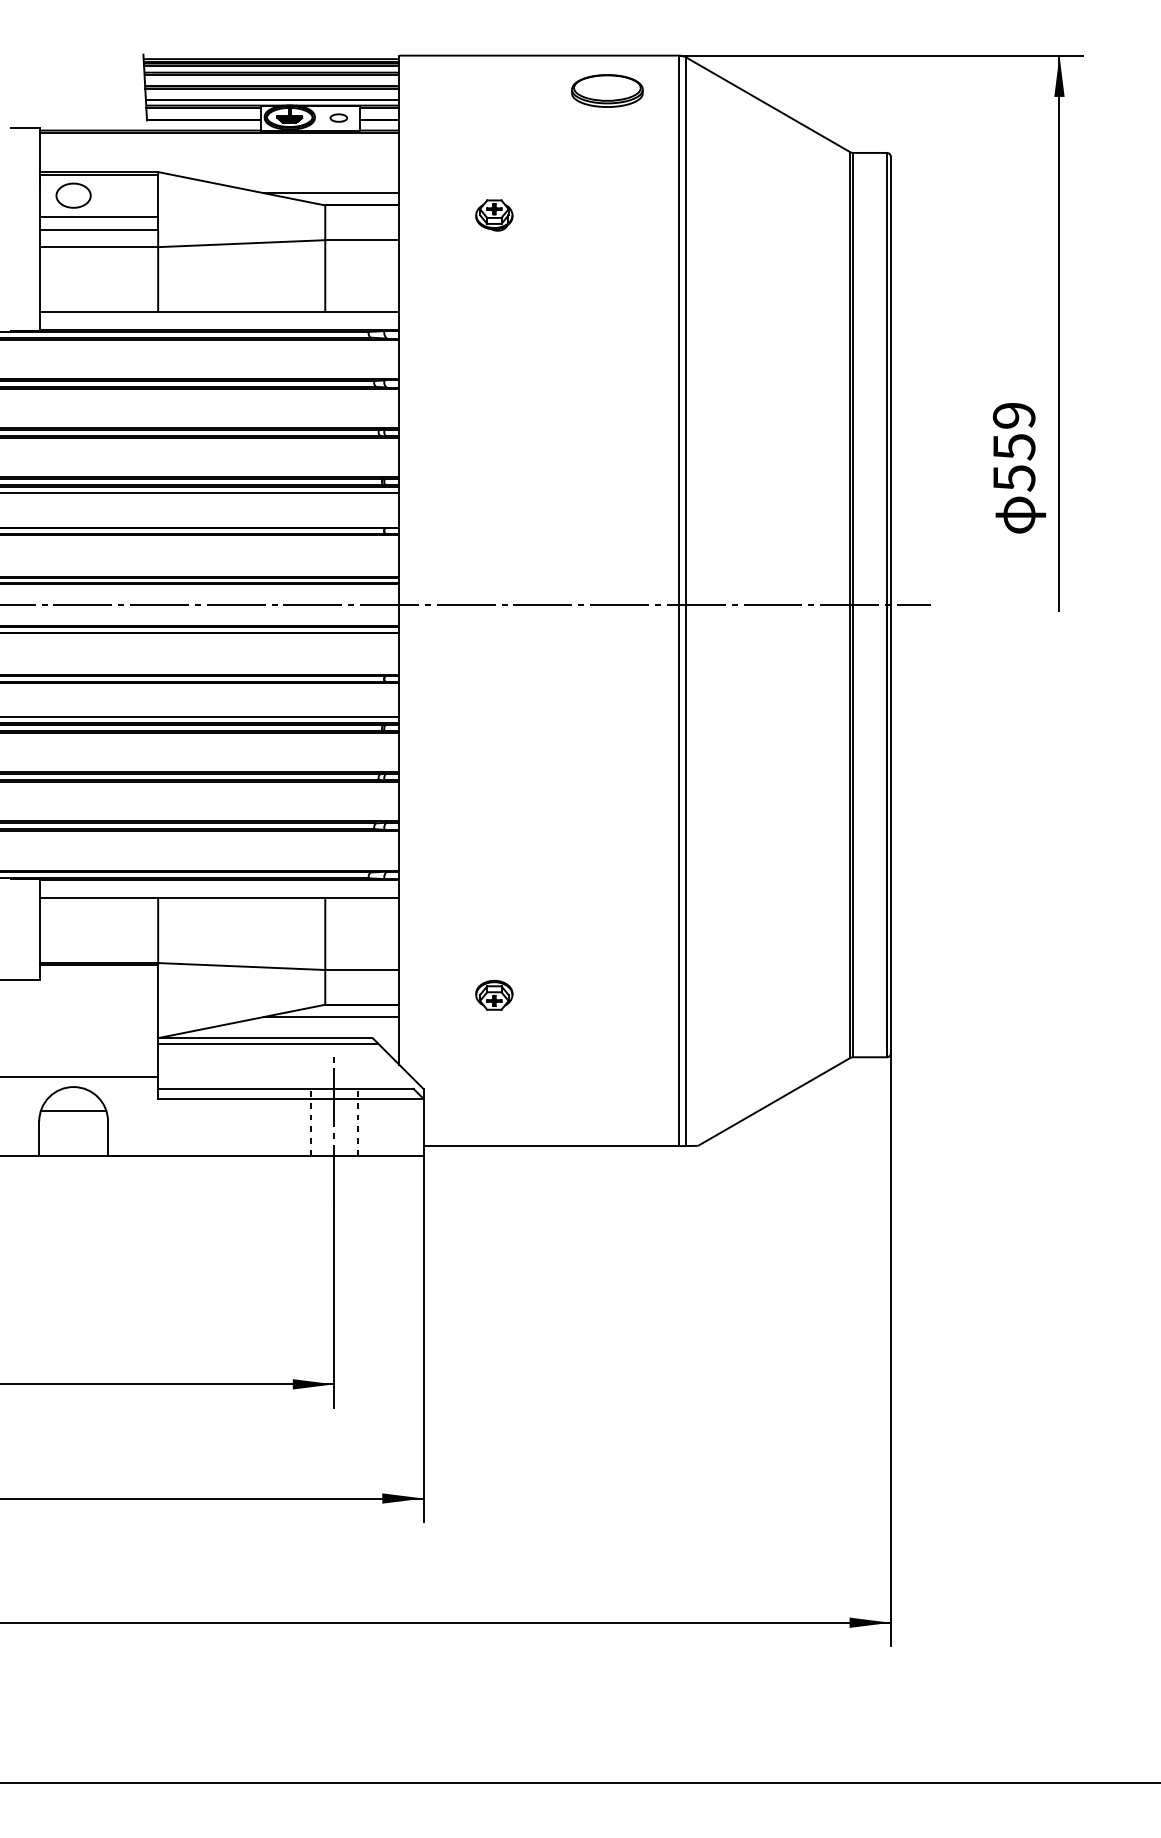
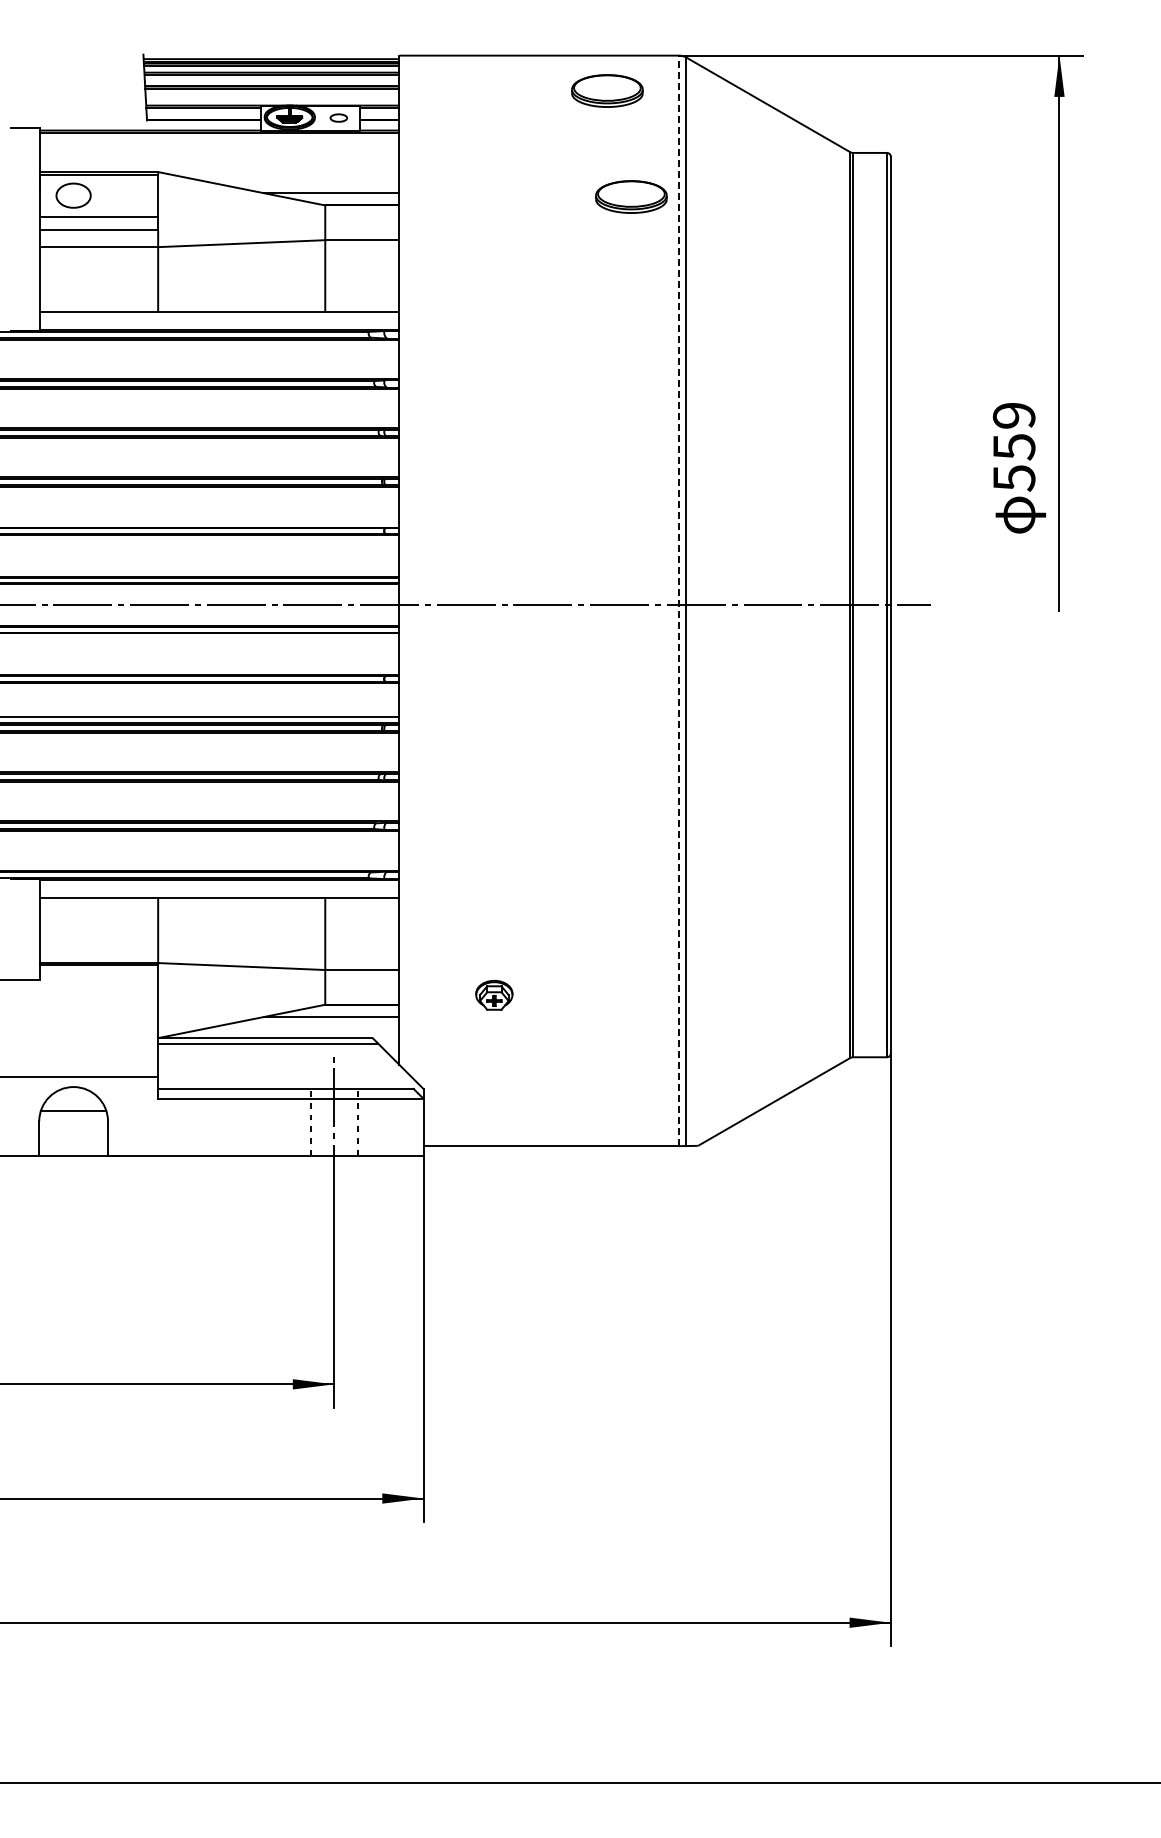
line: present -> none (272, 100)
part: none -> present (631, 196)
part: present -> none (494, 215)
line: present -> none (200, 493)
line: solid -> dashed (679, 600)
